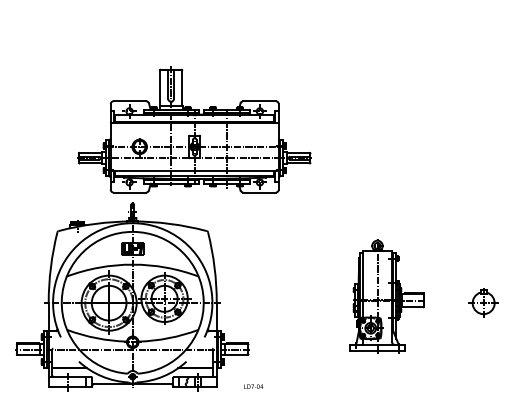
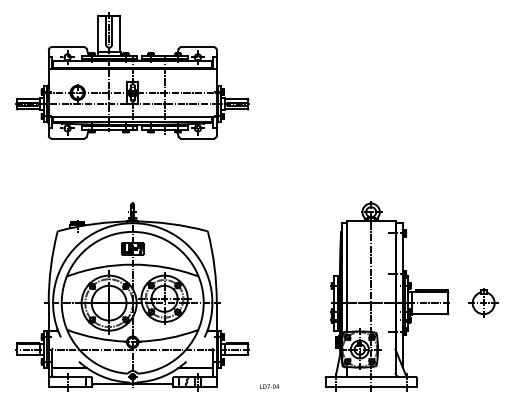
part position: (194, 129) -> (132, 75) (132, 75)
part size: 76x115 px -> 126x191 px (386, 296)
text position: (253, 386) -> (269, 386) (269, 386)
